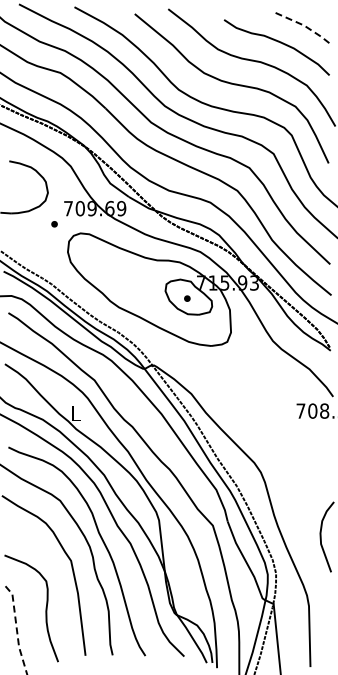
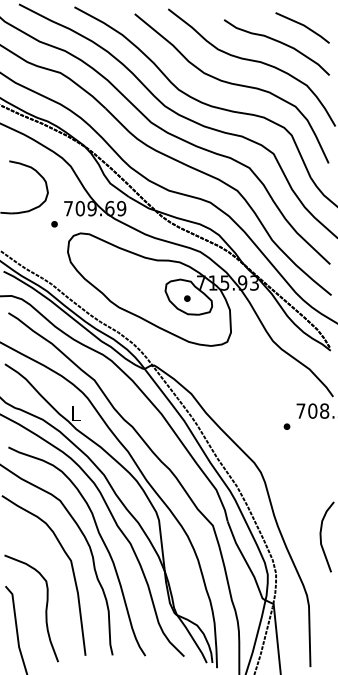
line: dashed -> solid (303, 25)
part: none -> present (286, 426)
line: dashed -> solid (16, 629)
